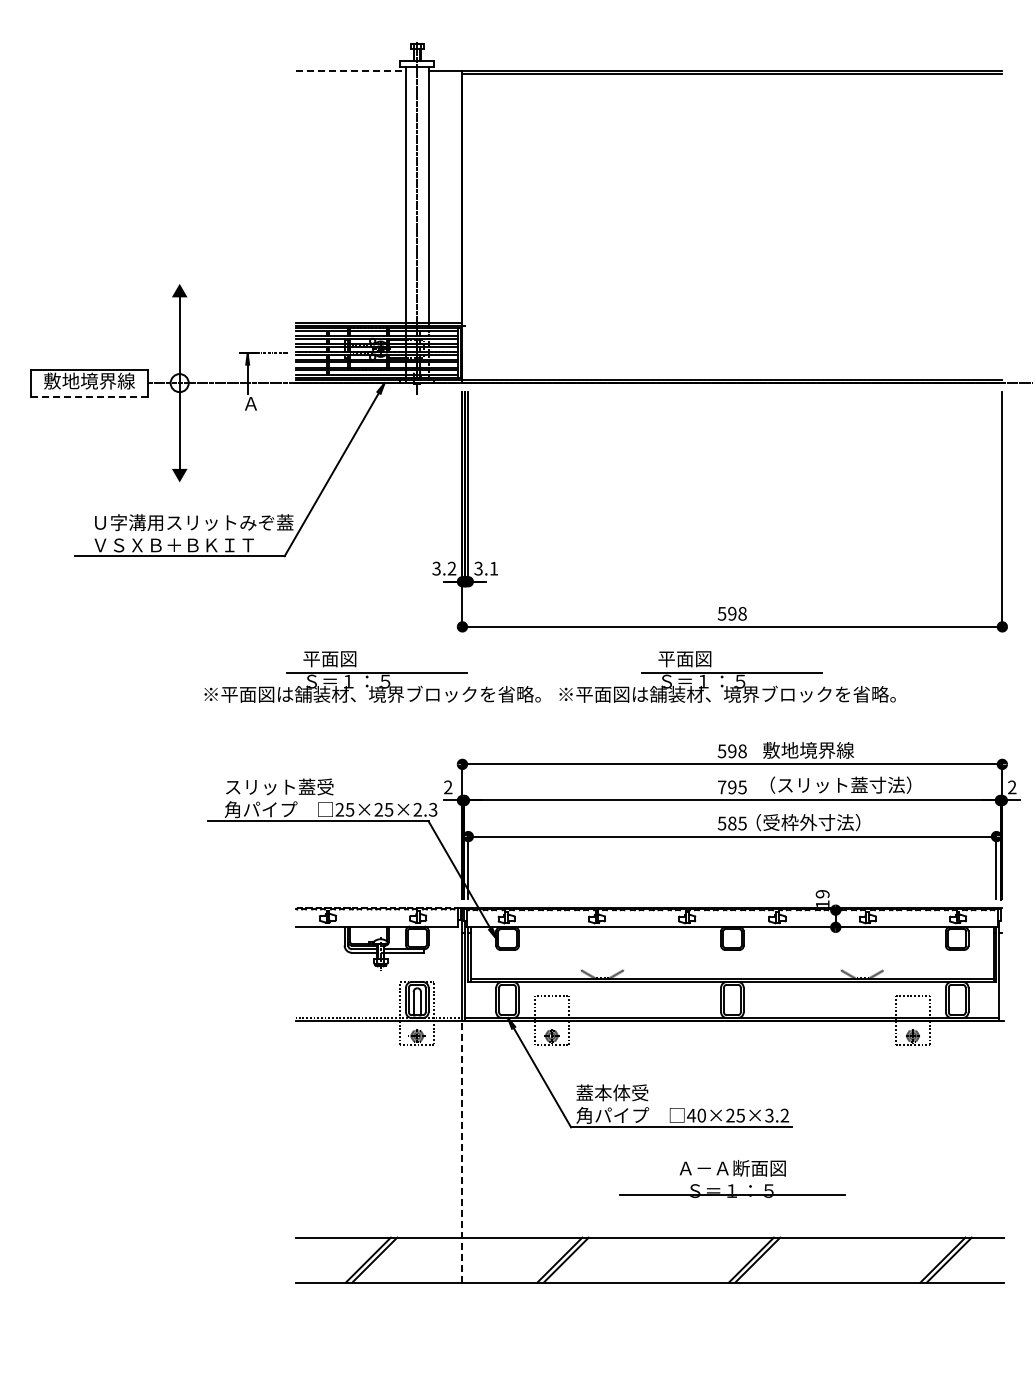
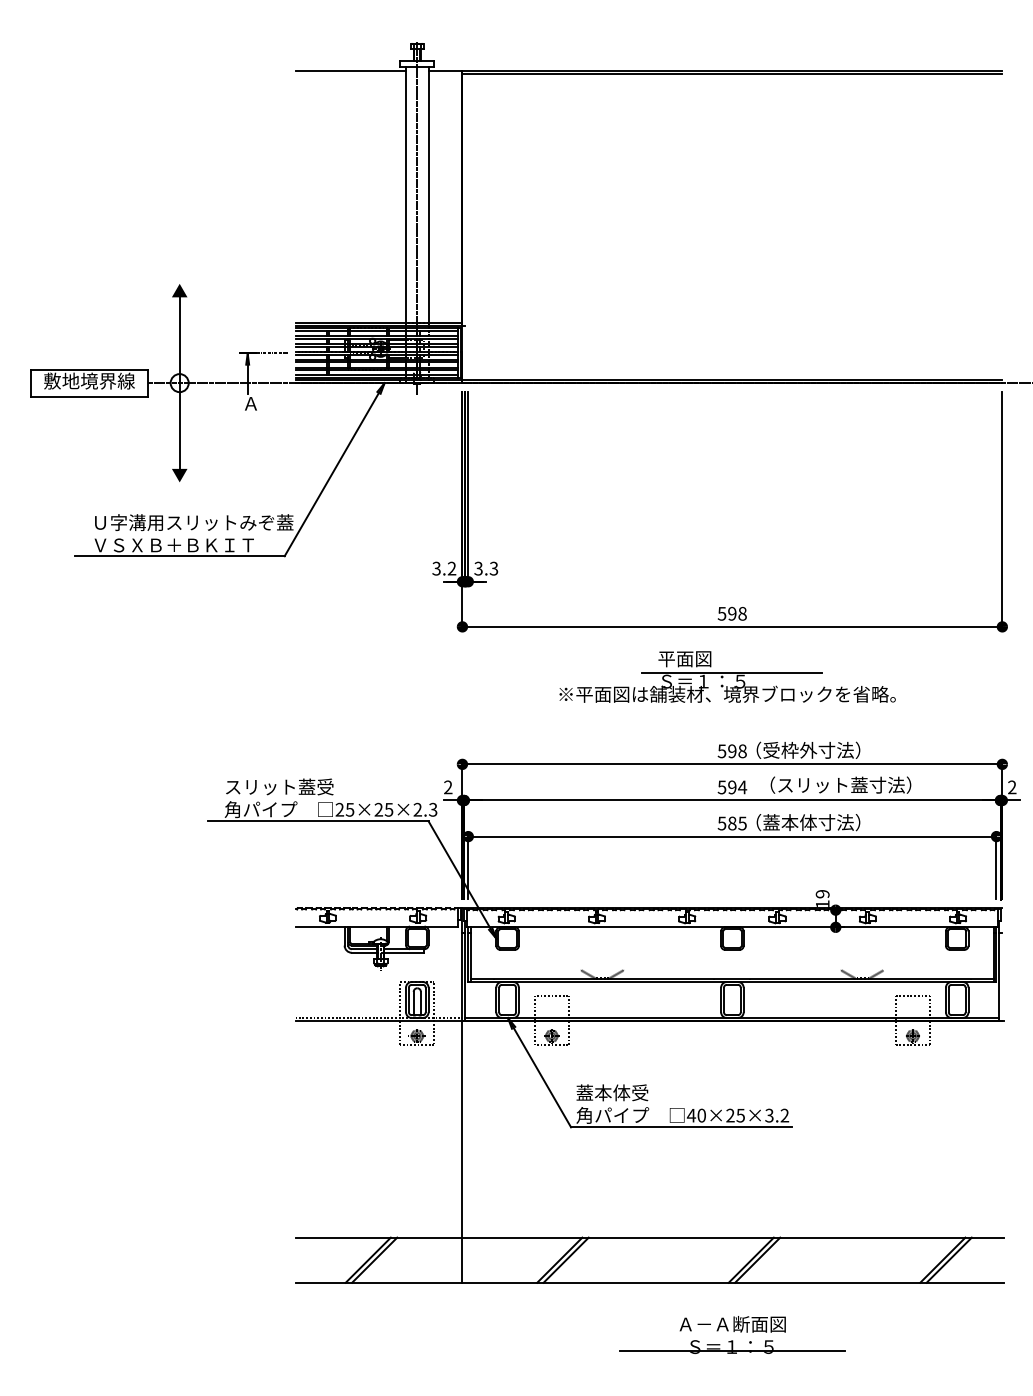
line: dashed -> solid (351, 71)
line: dashed -> solid (89, 396)
text: 3.1 -> 3.3 (493, 568)
part: present -> none (372, 676)
text: 敷地境界線 -> （受枠外寸法） (808, 749)
text: 795 -> 594 (732, 787)
text: （受枠外寸法） -> （蓋本体寸法） (790, 822)
line: dashed -> solid (462, 1151)
part position: (732, 1178) -> (732, 1334) (732, 1334)
